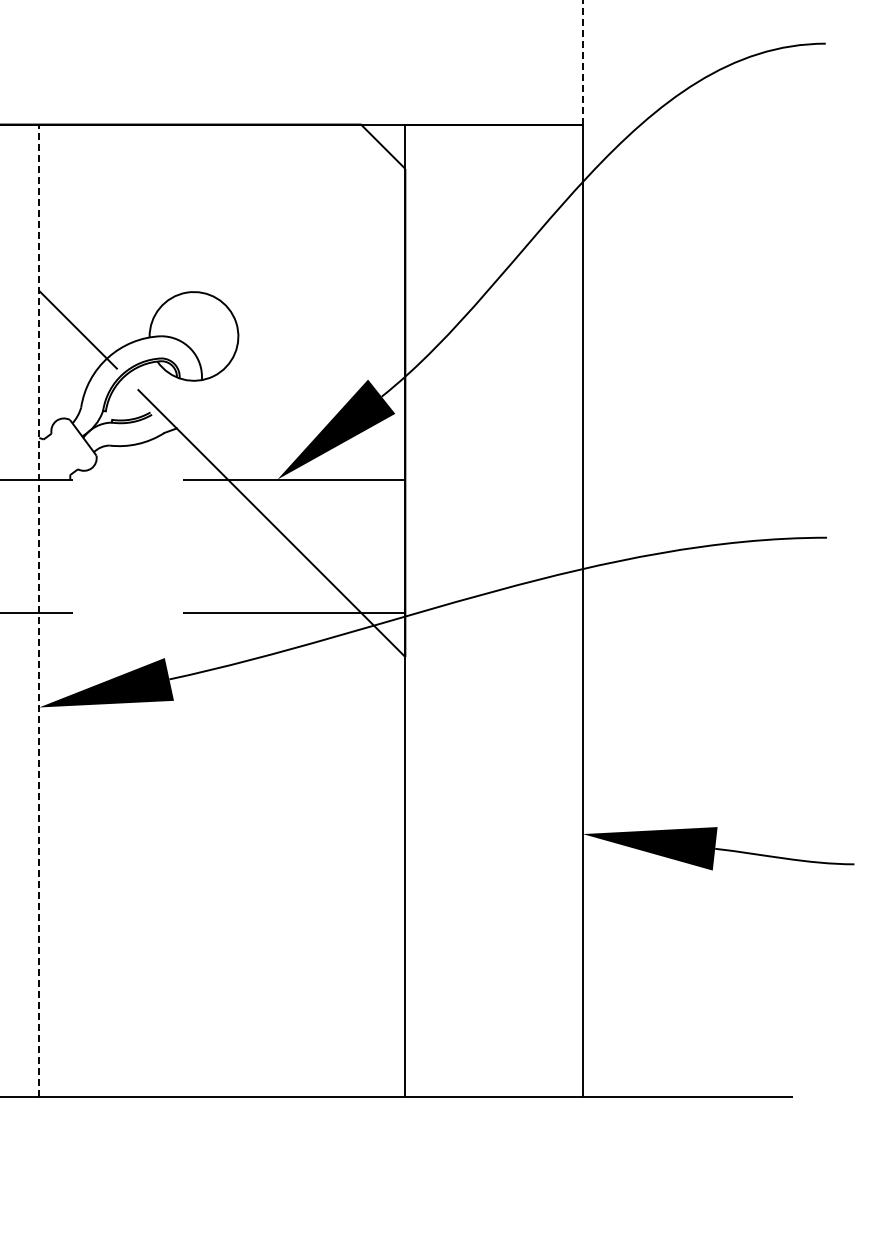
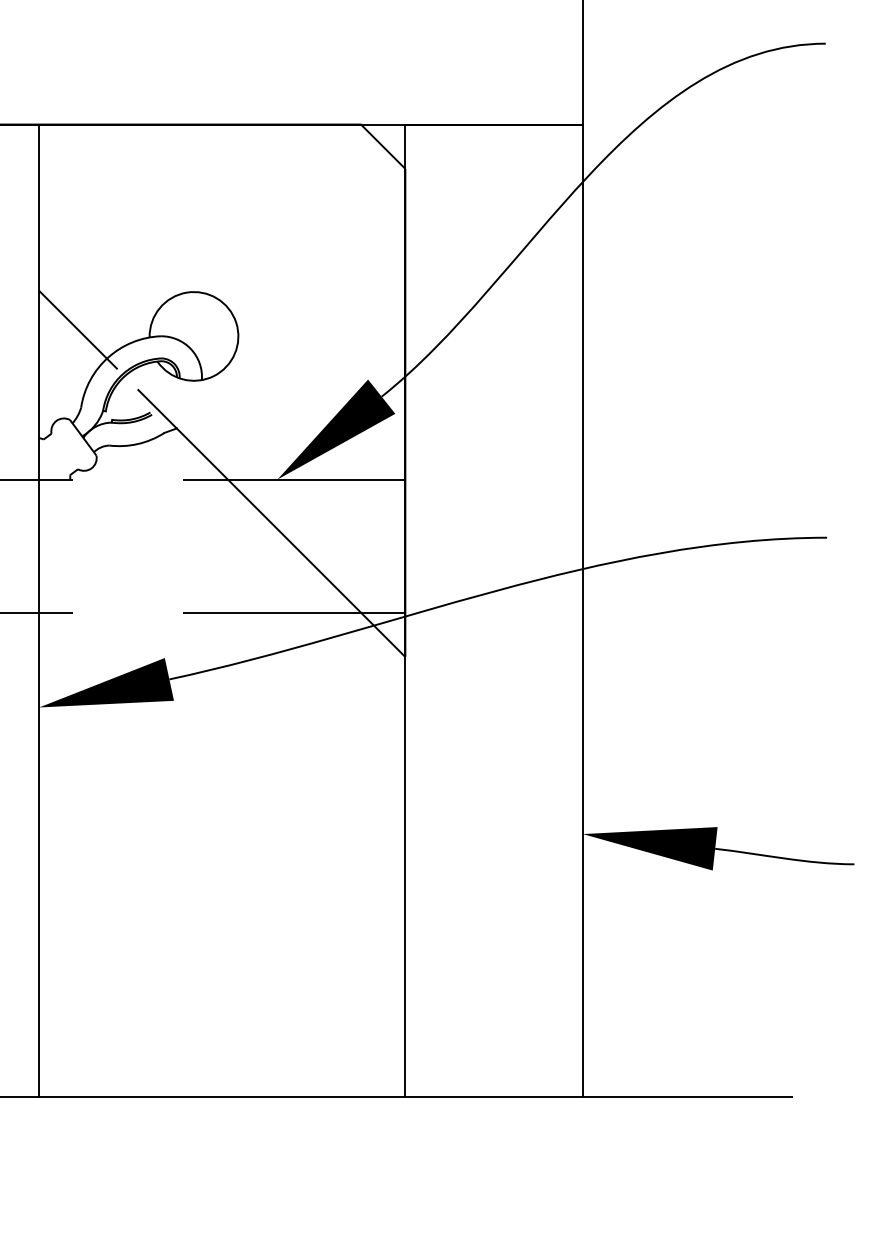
line: dashed -> solid (582, 62)
line: dashed -> solid (39, 610)
